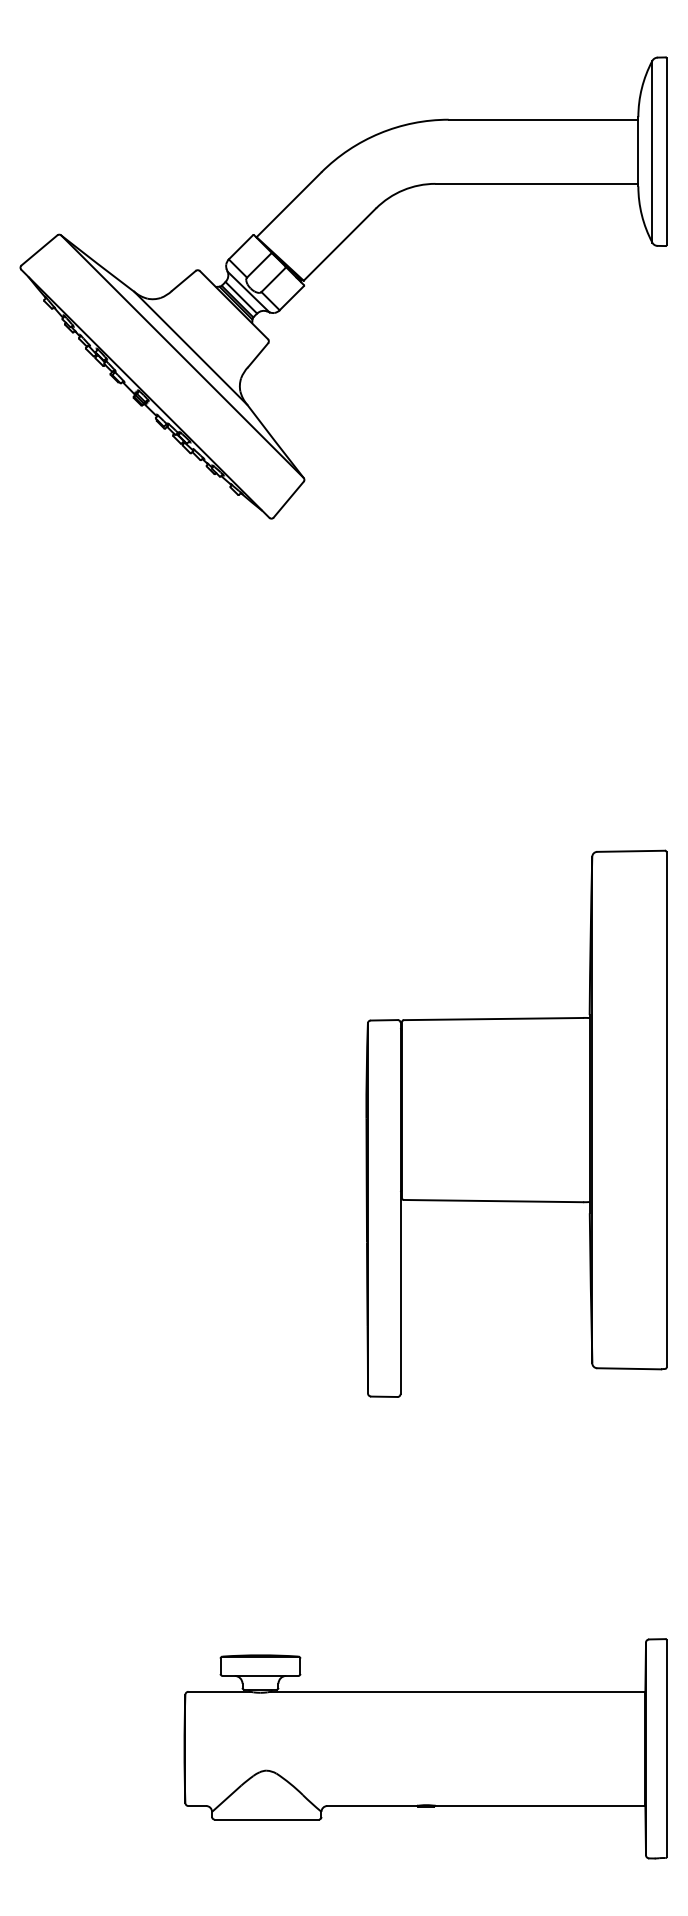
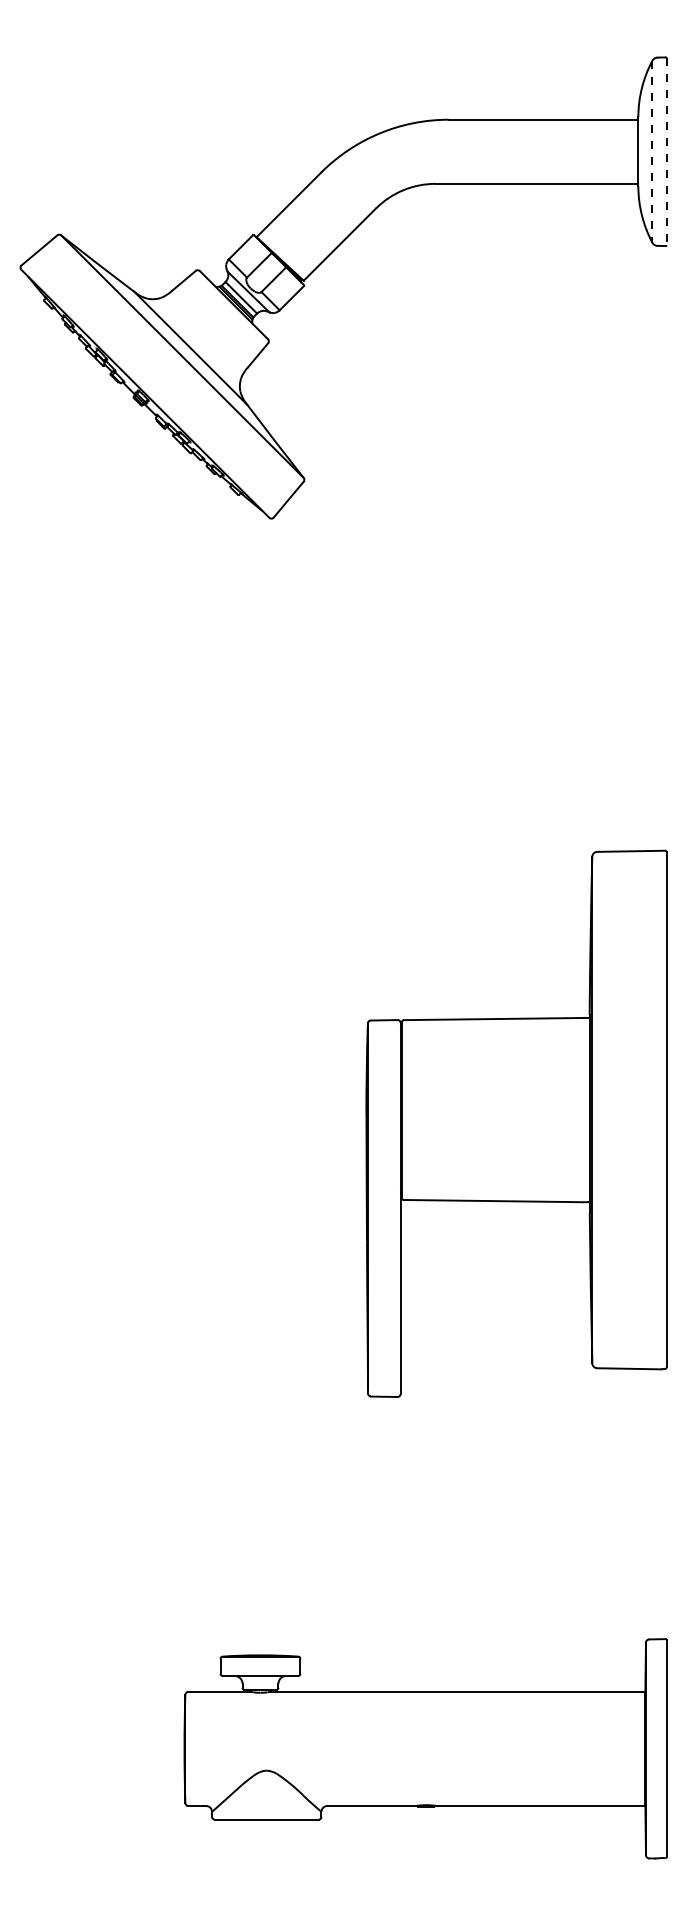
line: solid -> dashed (652, 151)
line: solid -> dashed (666, 152)
